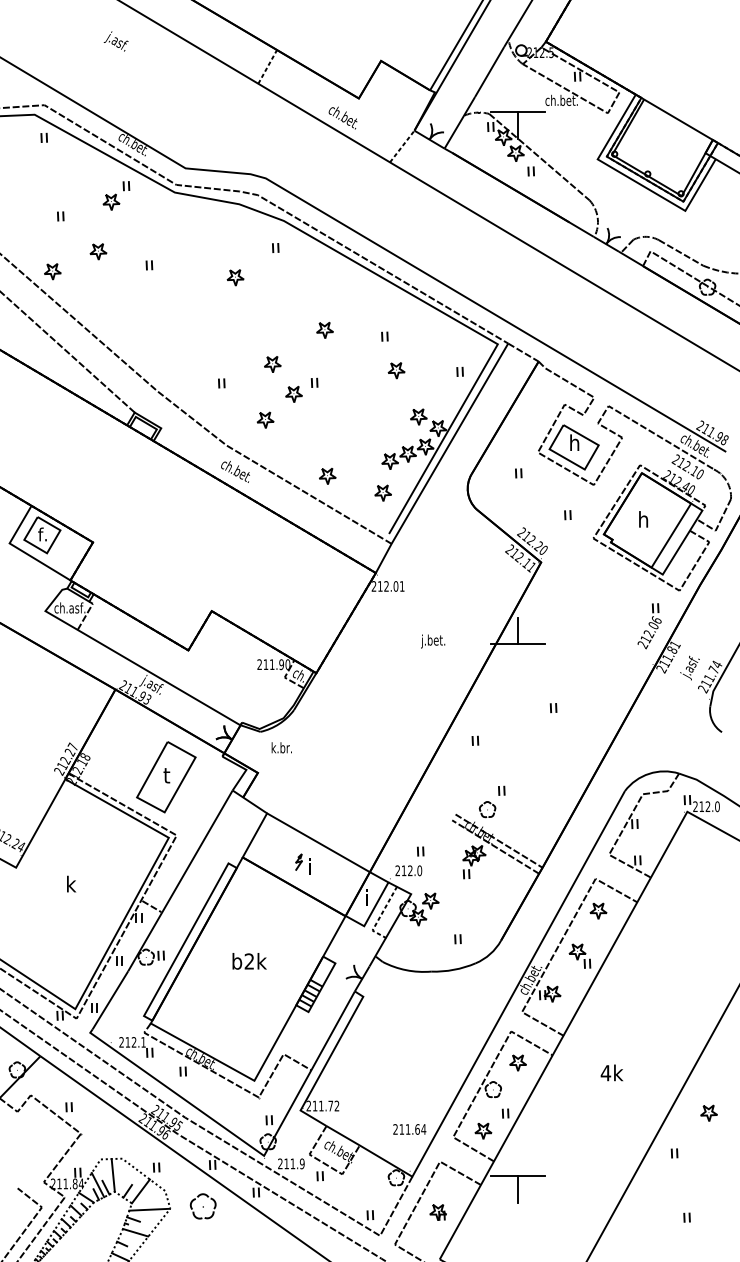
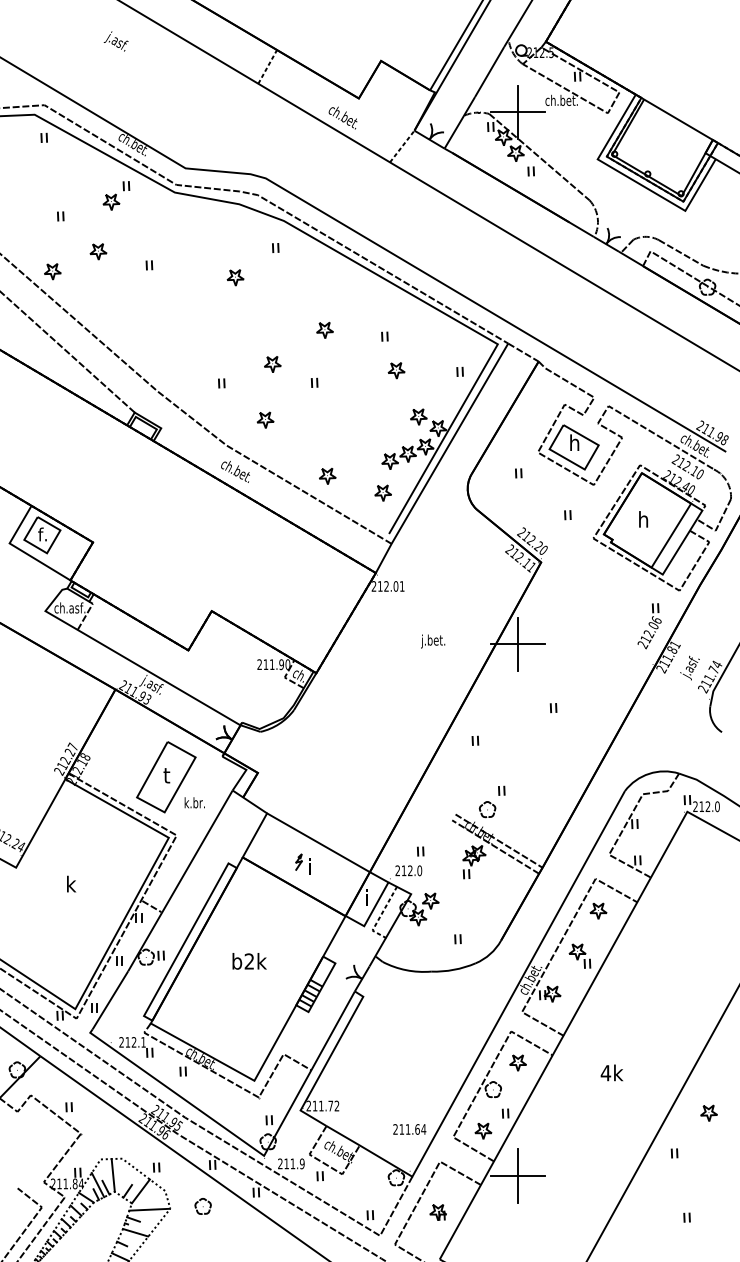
line: none -> present (517, 98)
part: present -> none (293, 393)
line: none -> present (517, 657)
text position: (281, 747) -> (194, 802) (194, 802)
line: none -> present (517, 1162)
part size: 28x27 px -> 18x17 px (202, 1206)
